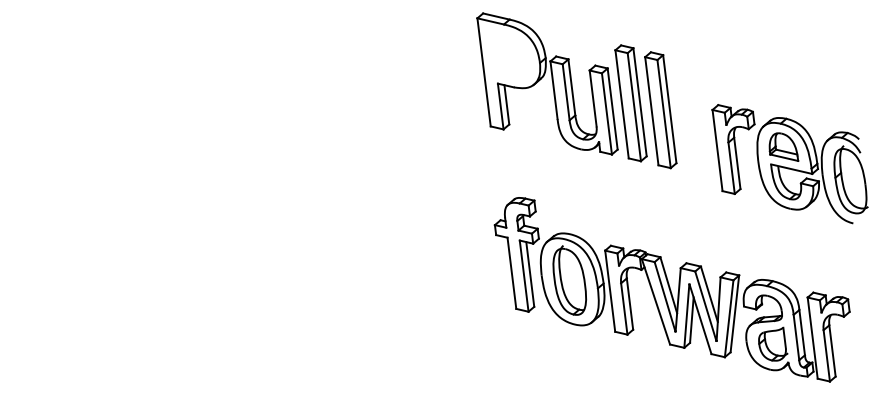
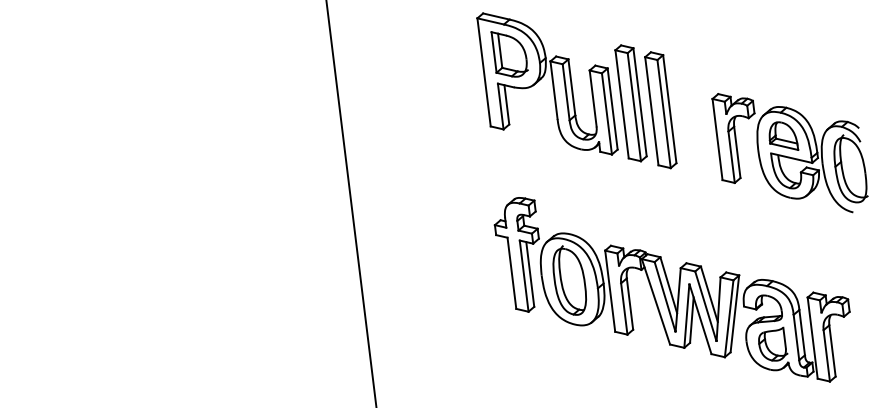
part: none -> present (509, 54)
part position: (789, 164) -> (789, 153) (789, 153)
line: none -> present (351, 203)
